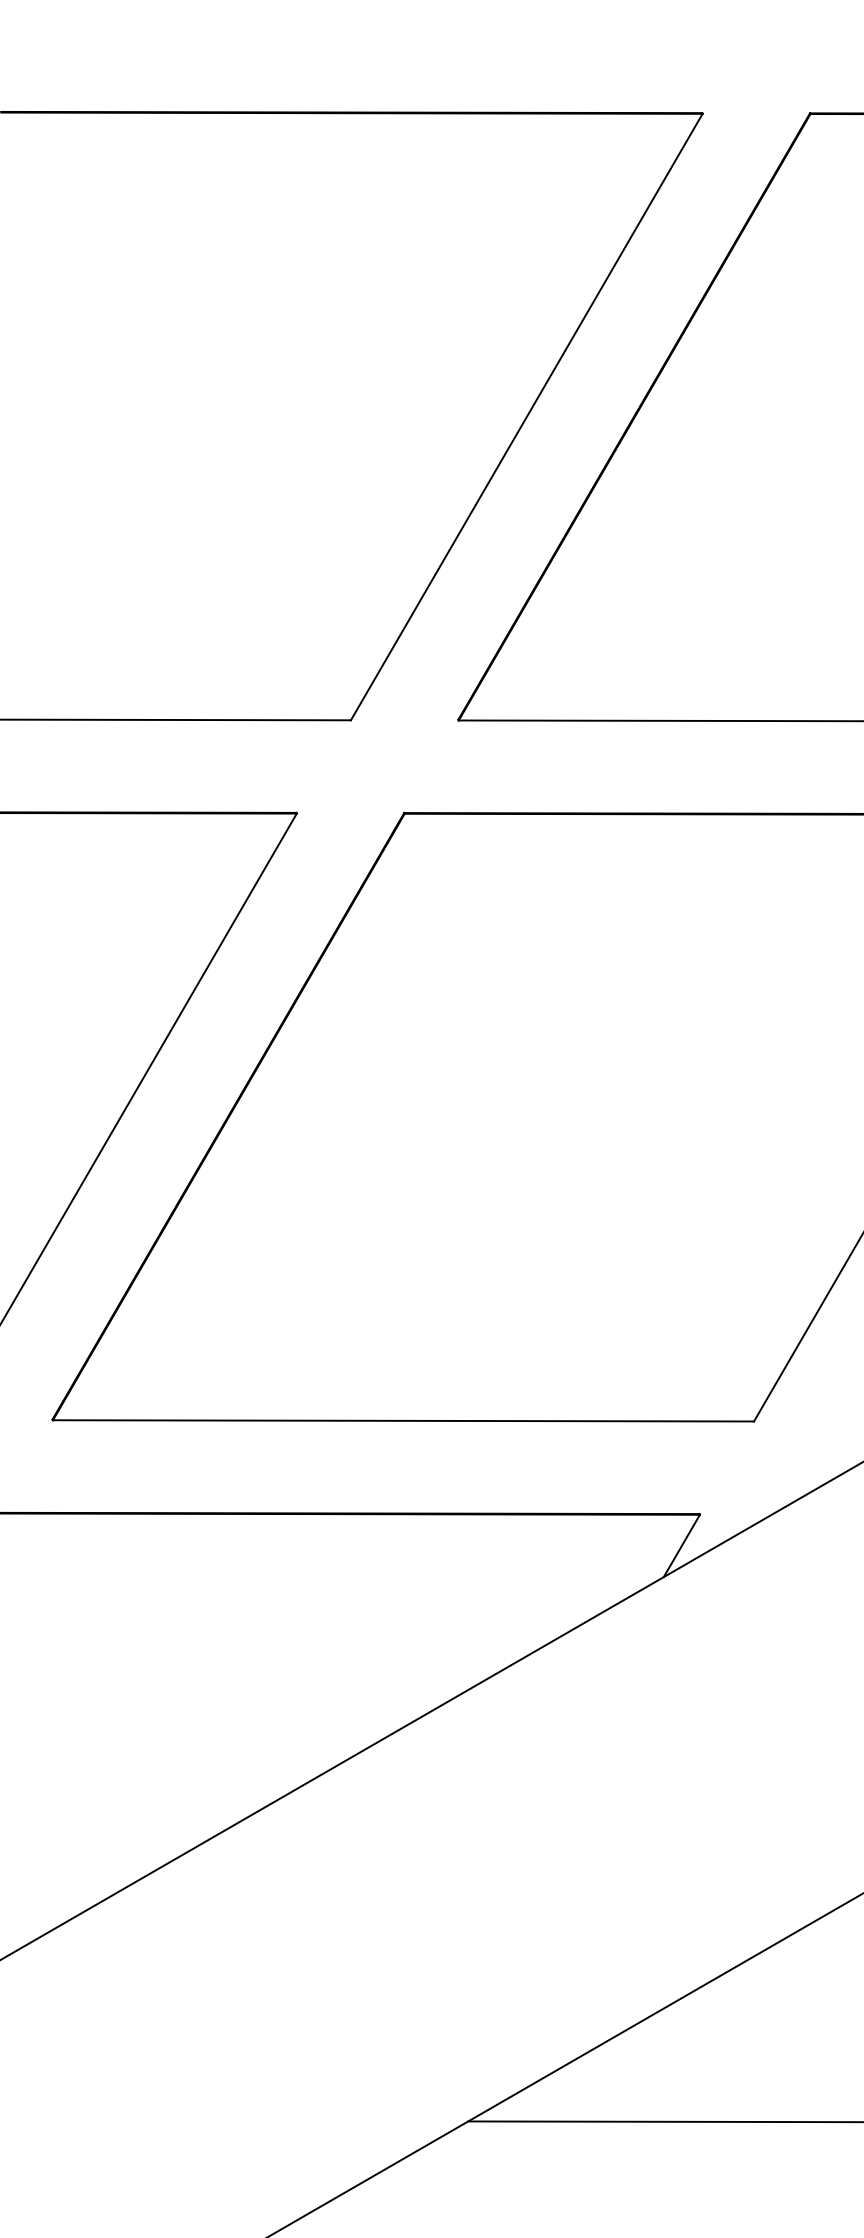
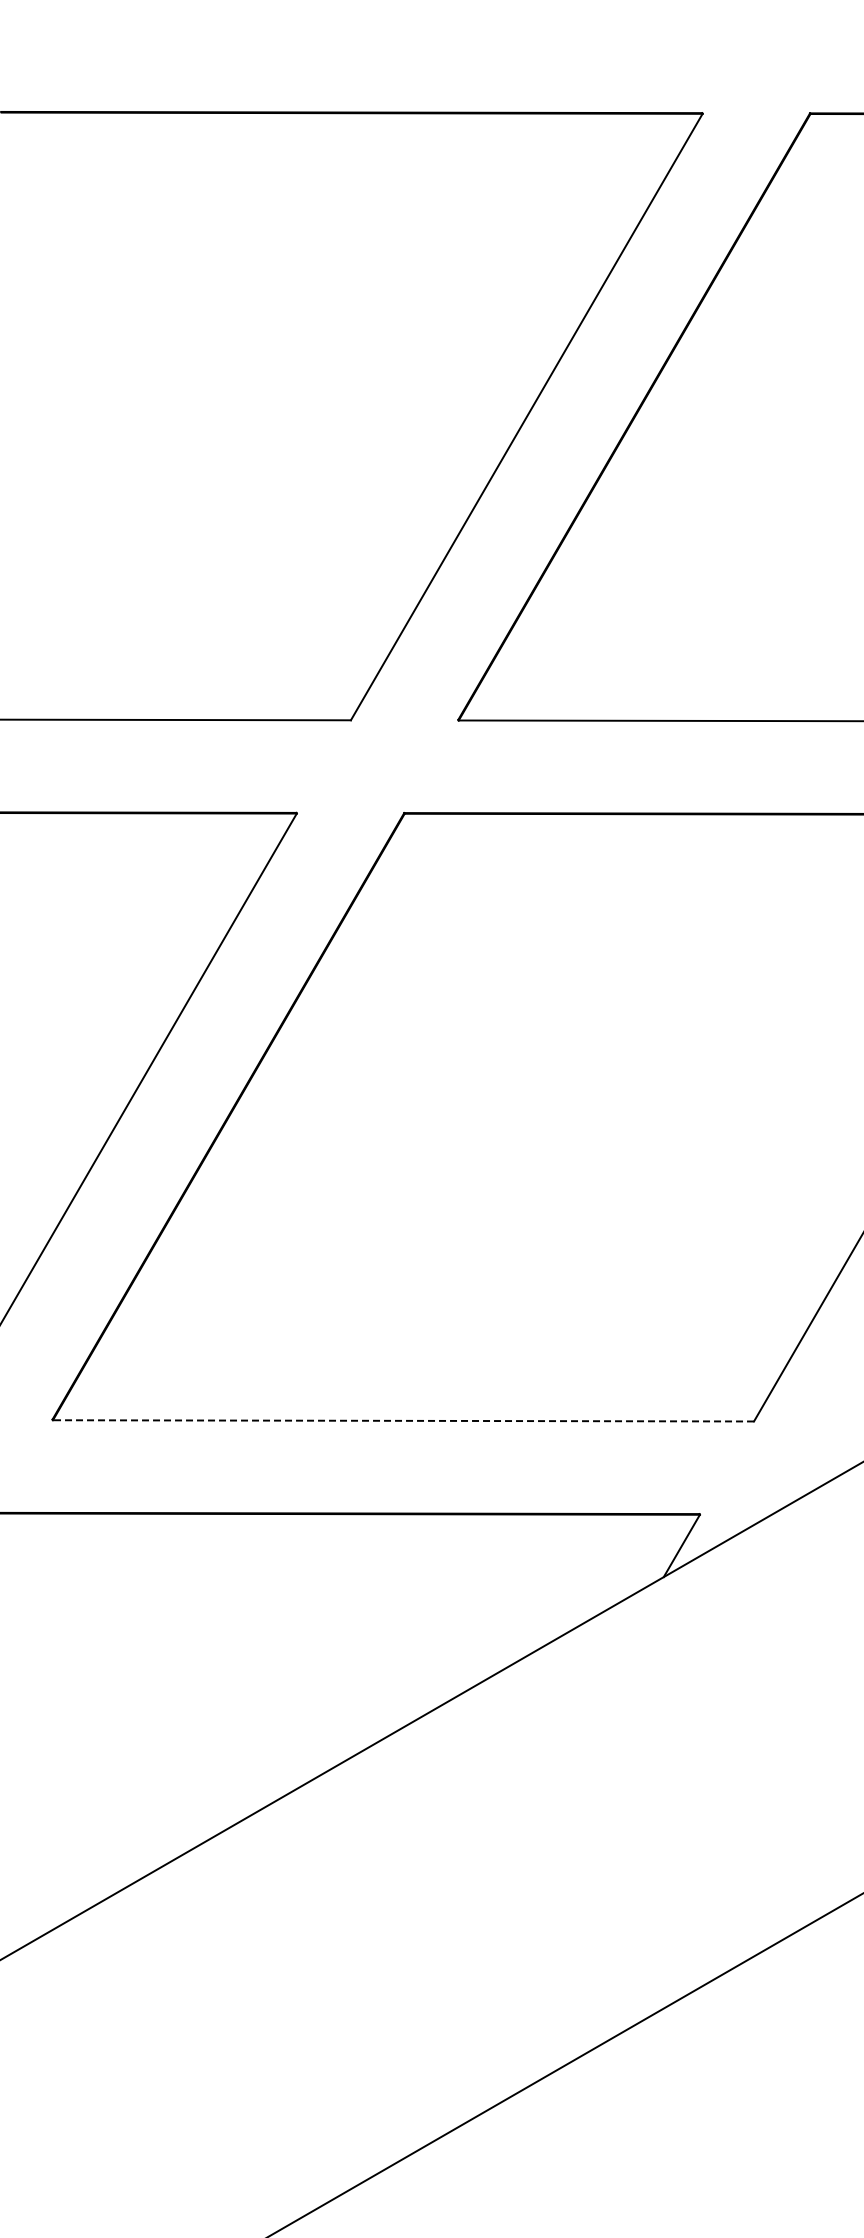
line: solid -> dashed (403, 1420)
line: present -> none (664, 2121)
